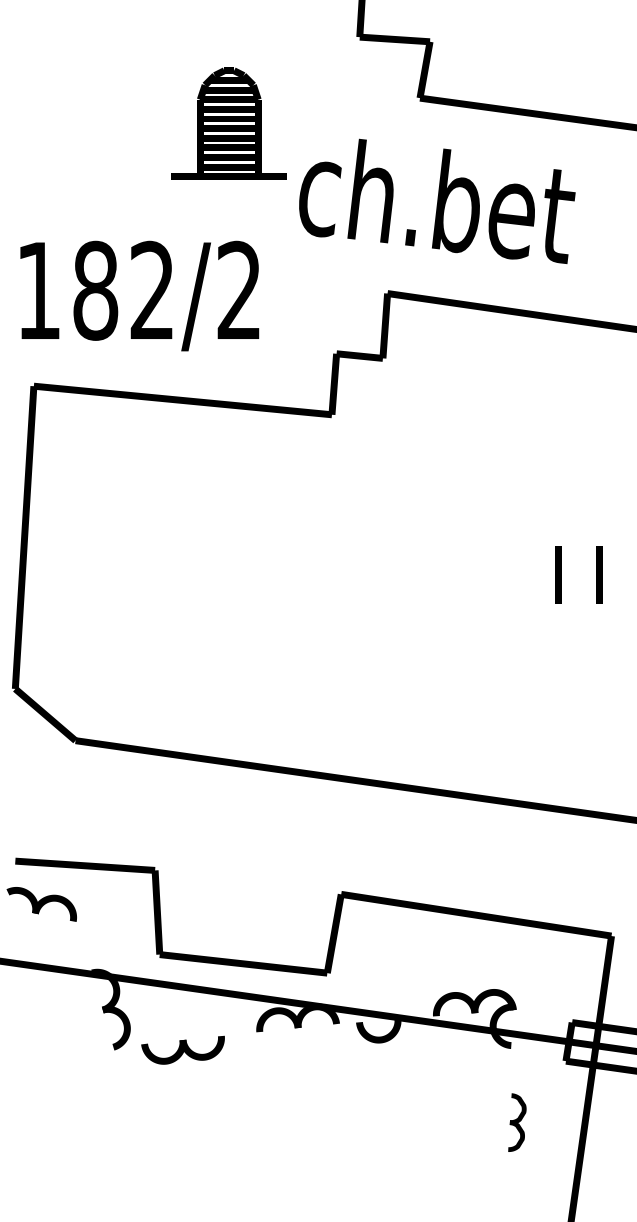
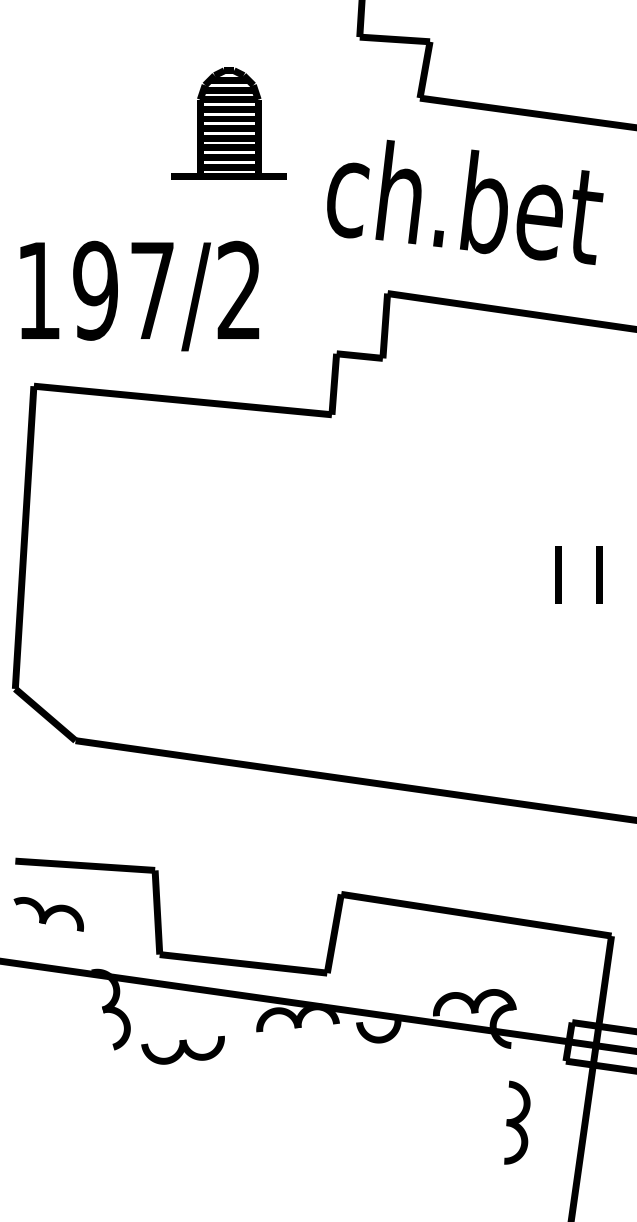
text position: (437, 200) -> (465, 201) (465, 201)
text: 182/2 -> 197/2 (123, 290)
part position: (41, 904) -> (48, 914) (48, 914)
part size: 19x59 px -> 27x85 px (517, 1122)
